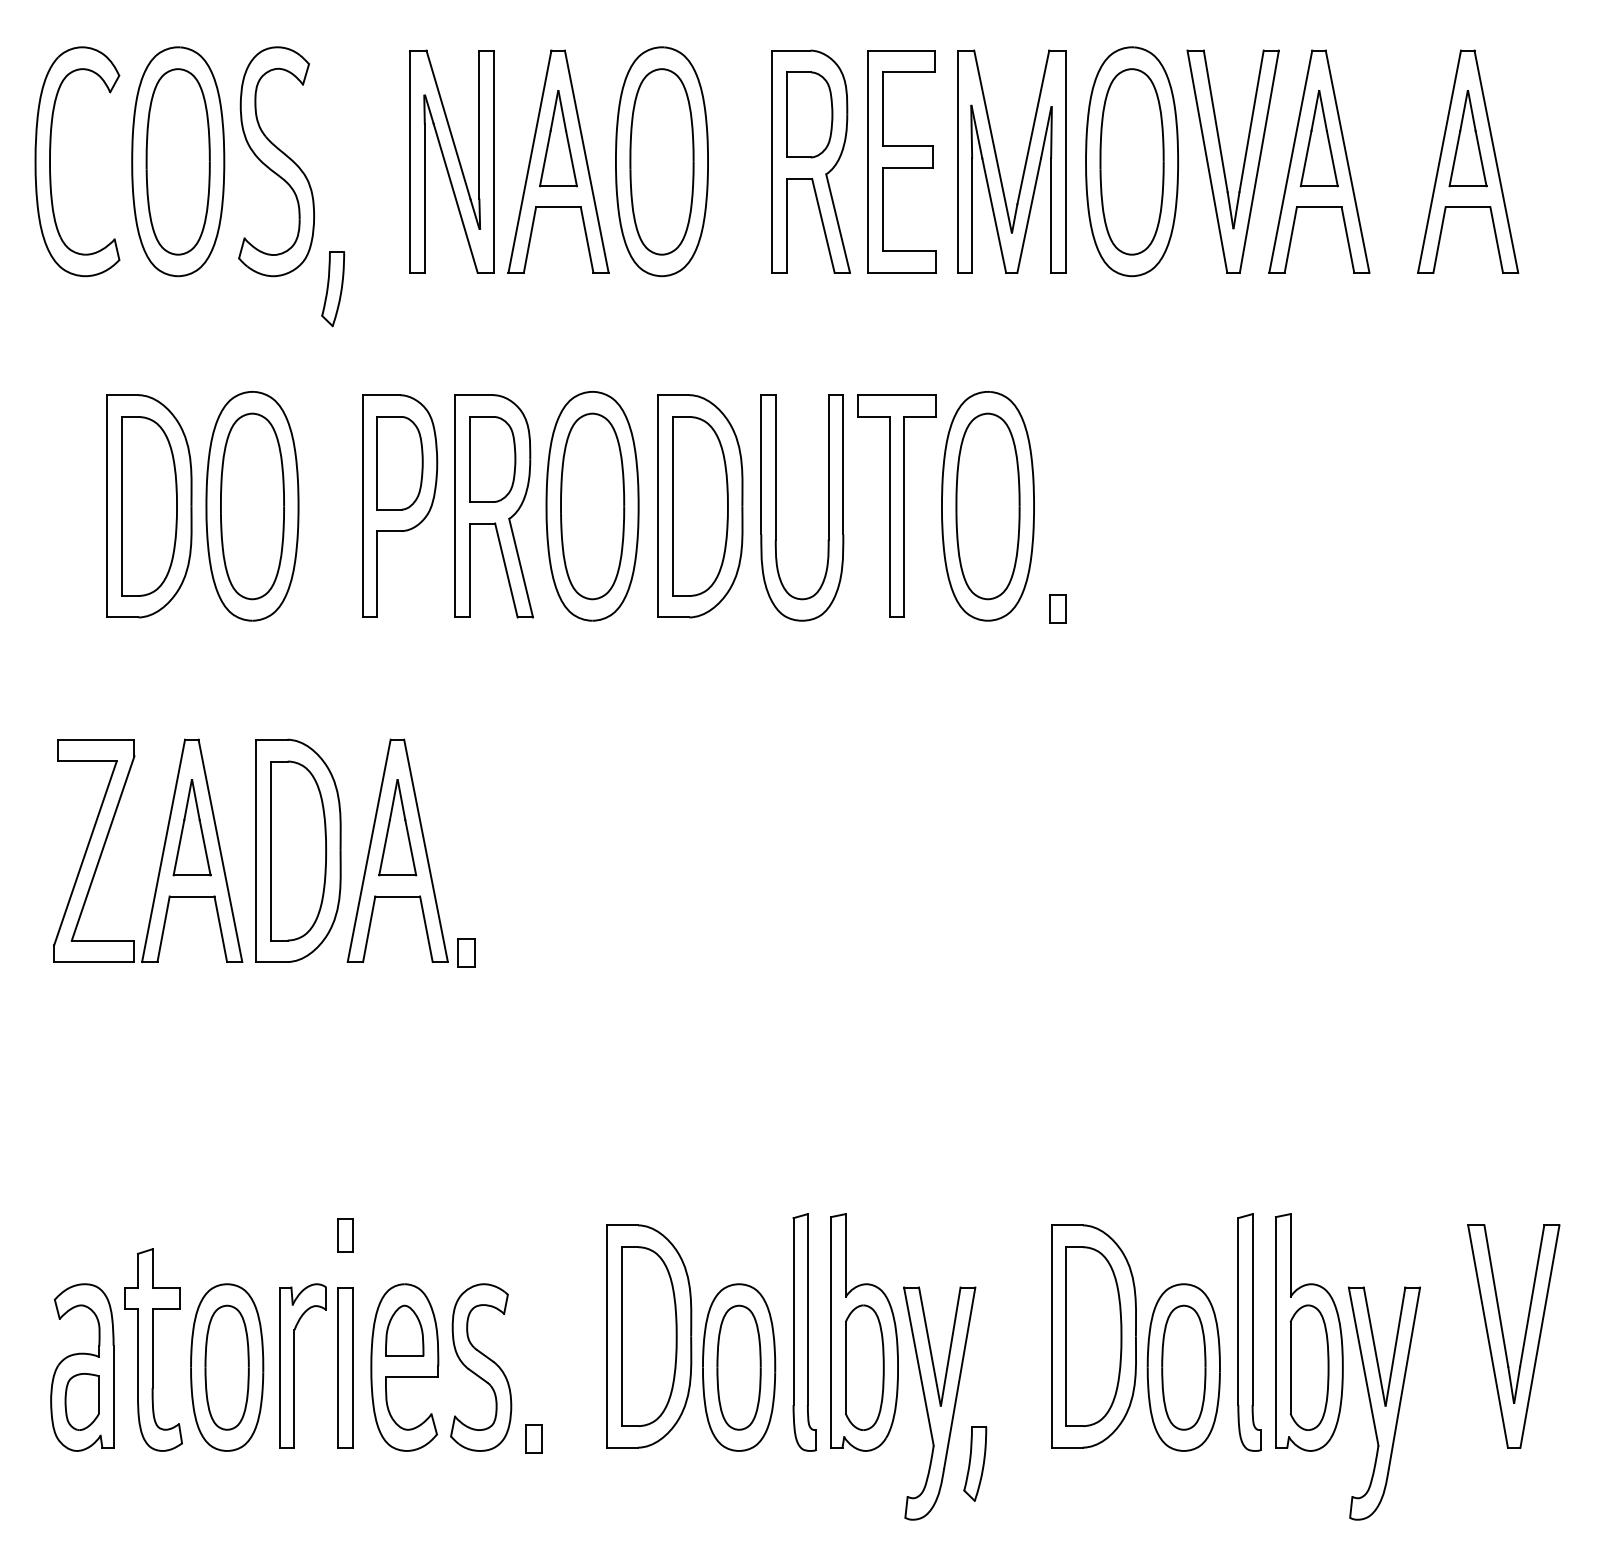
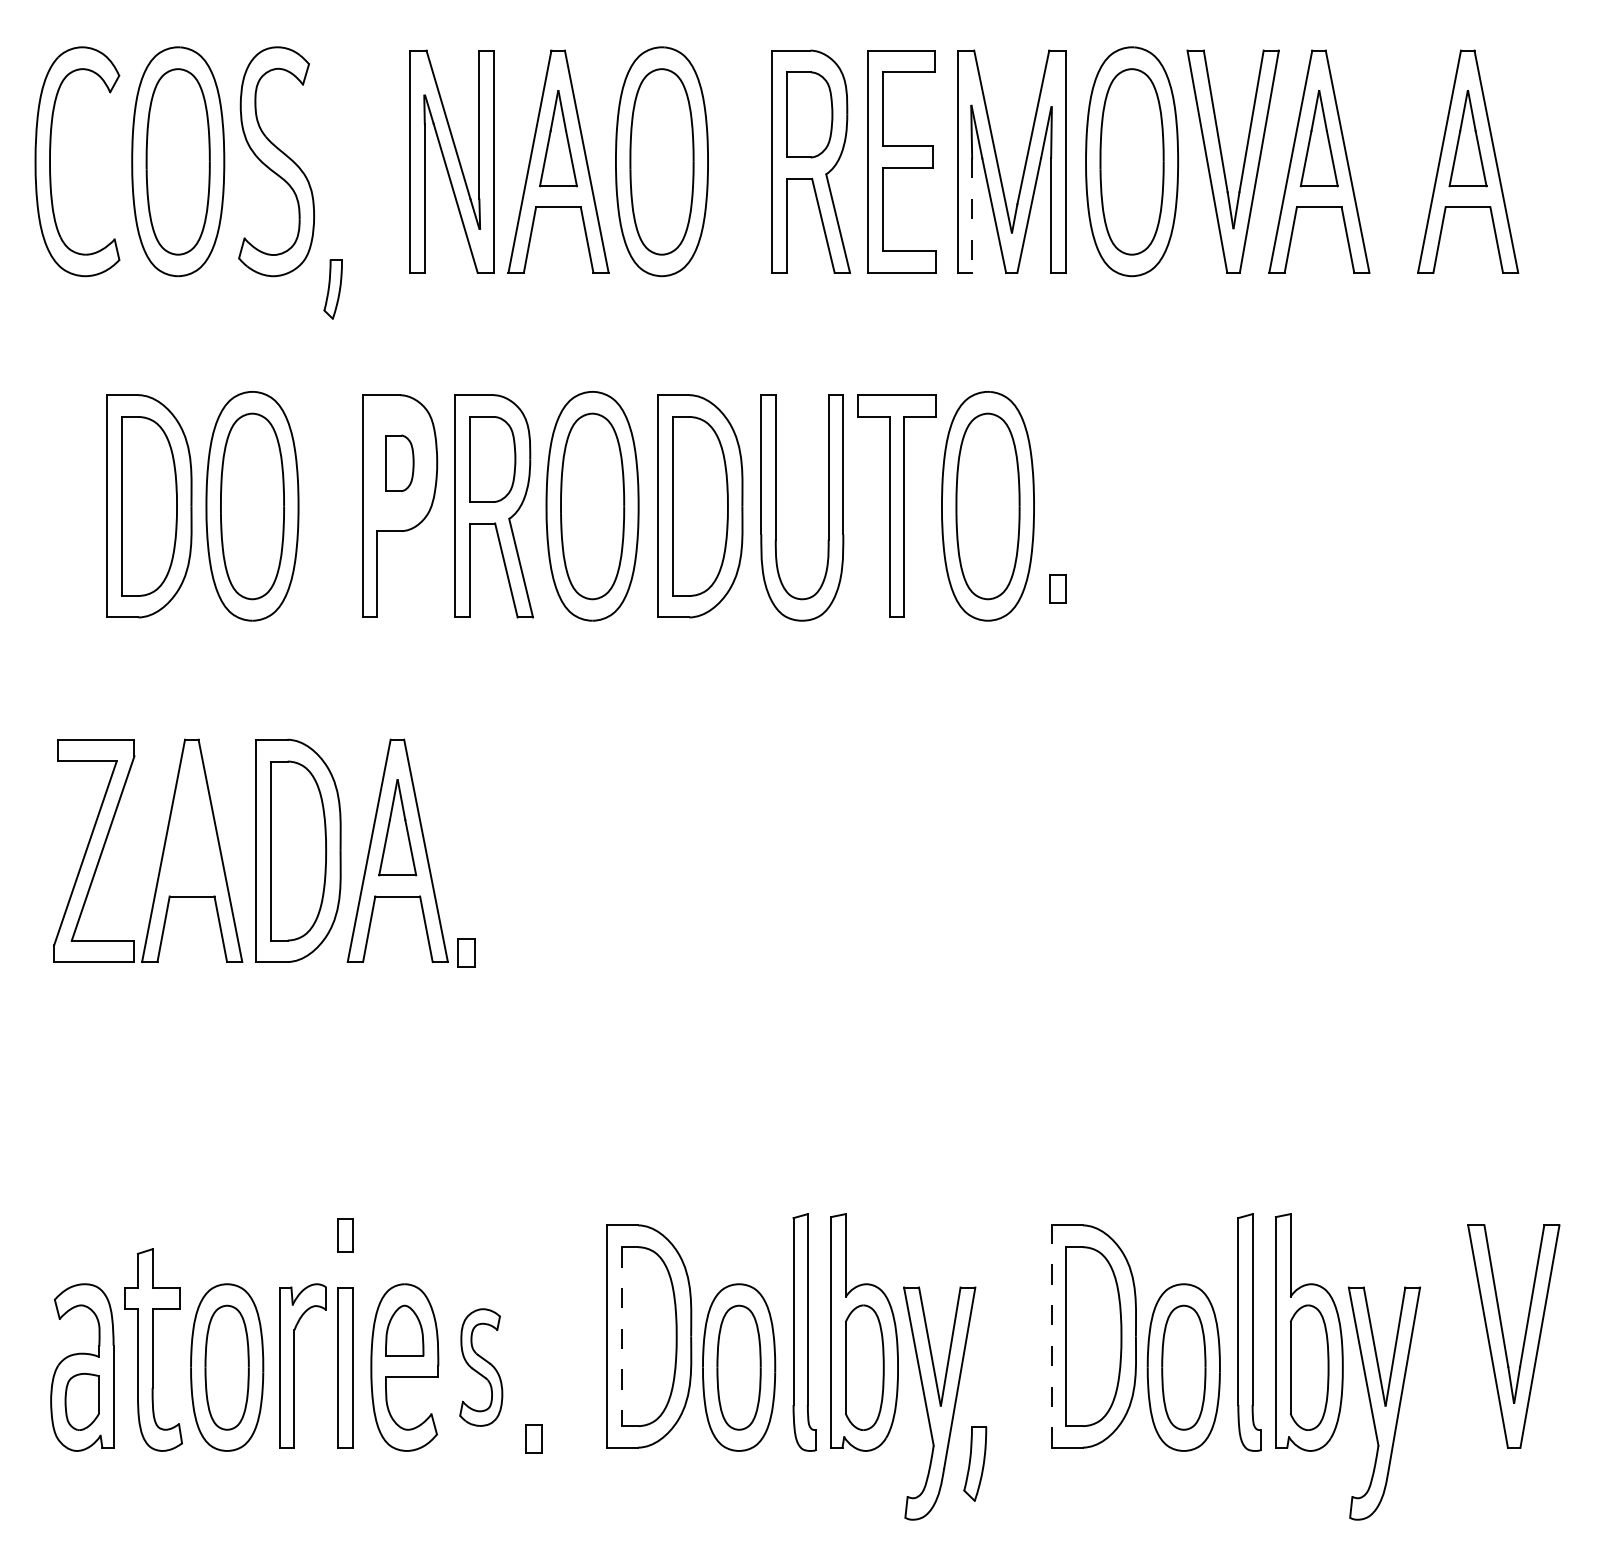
line: solid -> dashed (972, 216)
part size: 25x77 px -> 20x61 px (332, 289)
part size: 48x95 px -> 30x58 px (399, 462)
part position: (1057, 608) -> (1057, 588) (1057, 588)
part: present -> none (191, 827)
line: solid -> dashed (1051, 1336)
line: solid -> dashed (621, 1337)
part size: 63x169 px -> 45x119 px (481, 1367)
